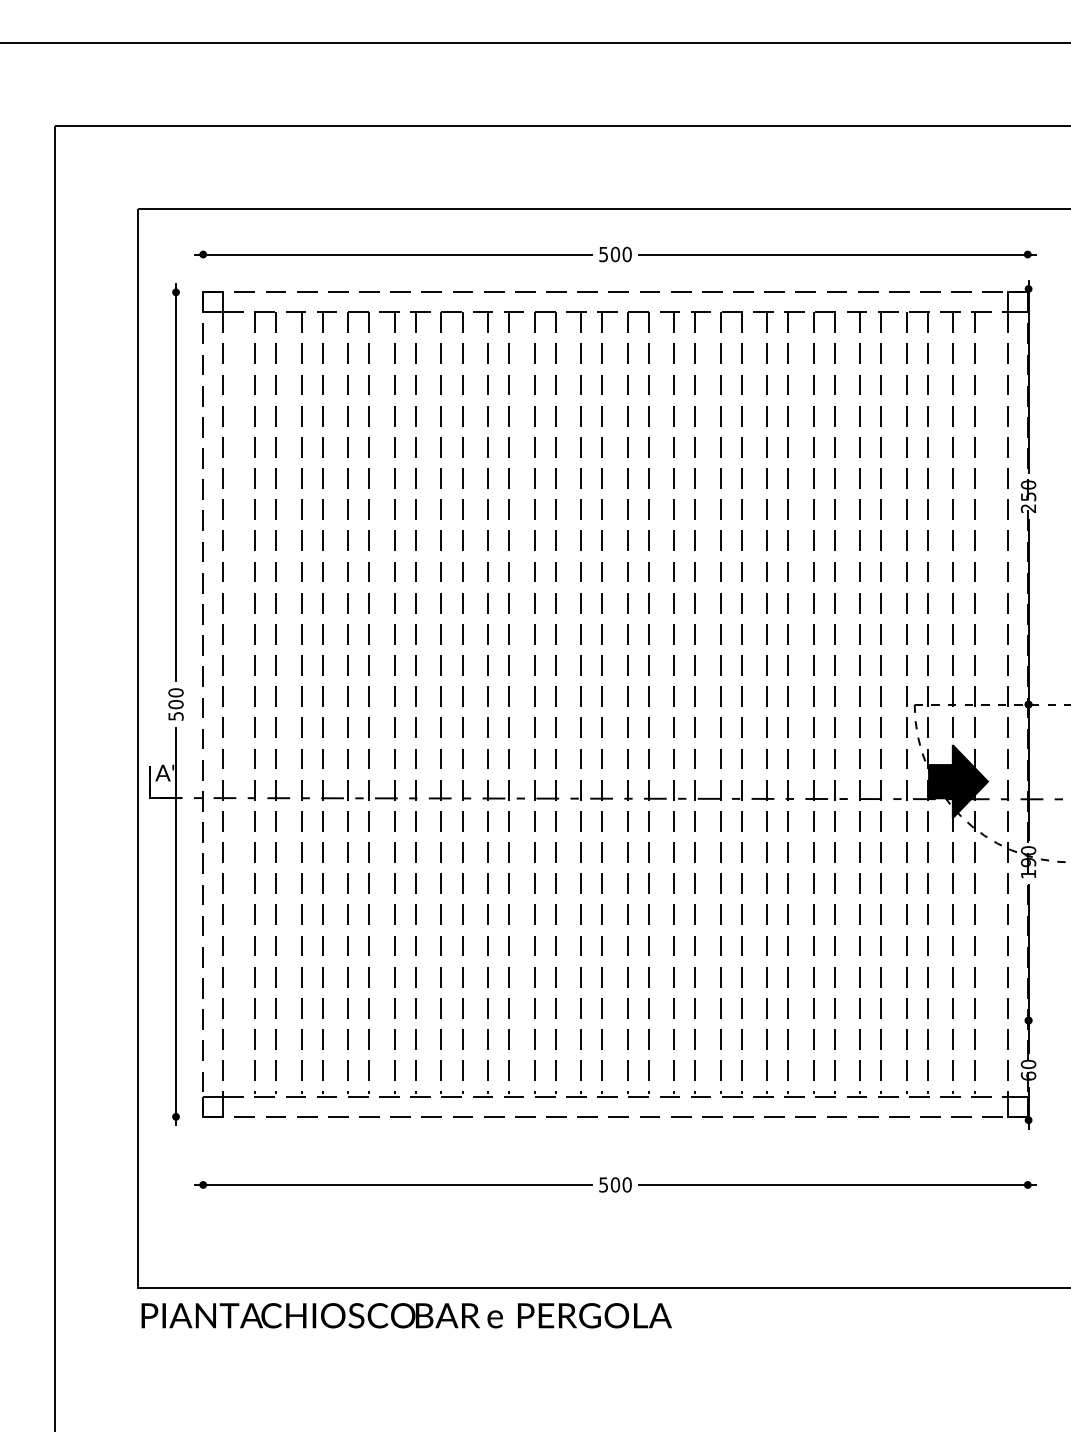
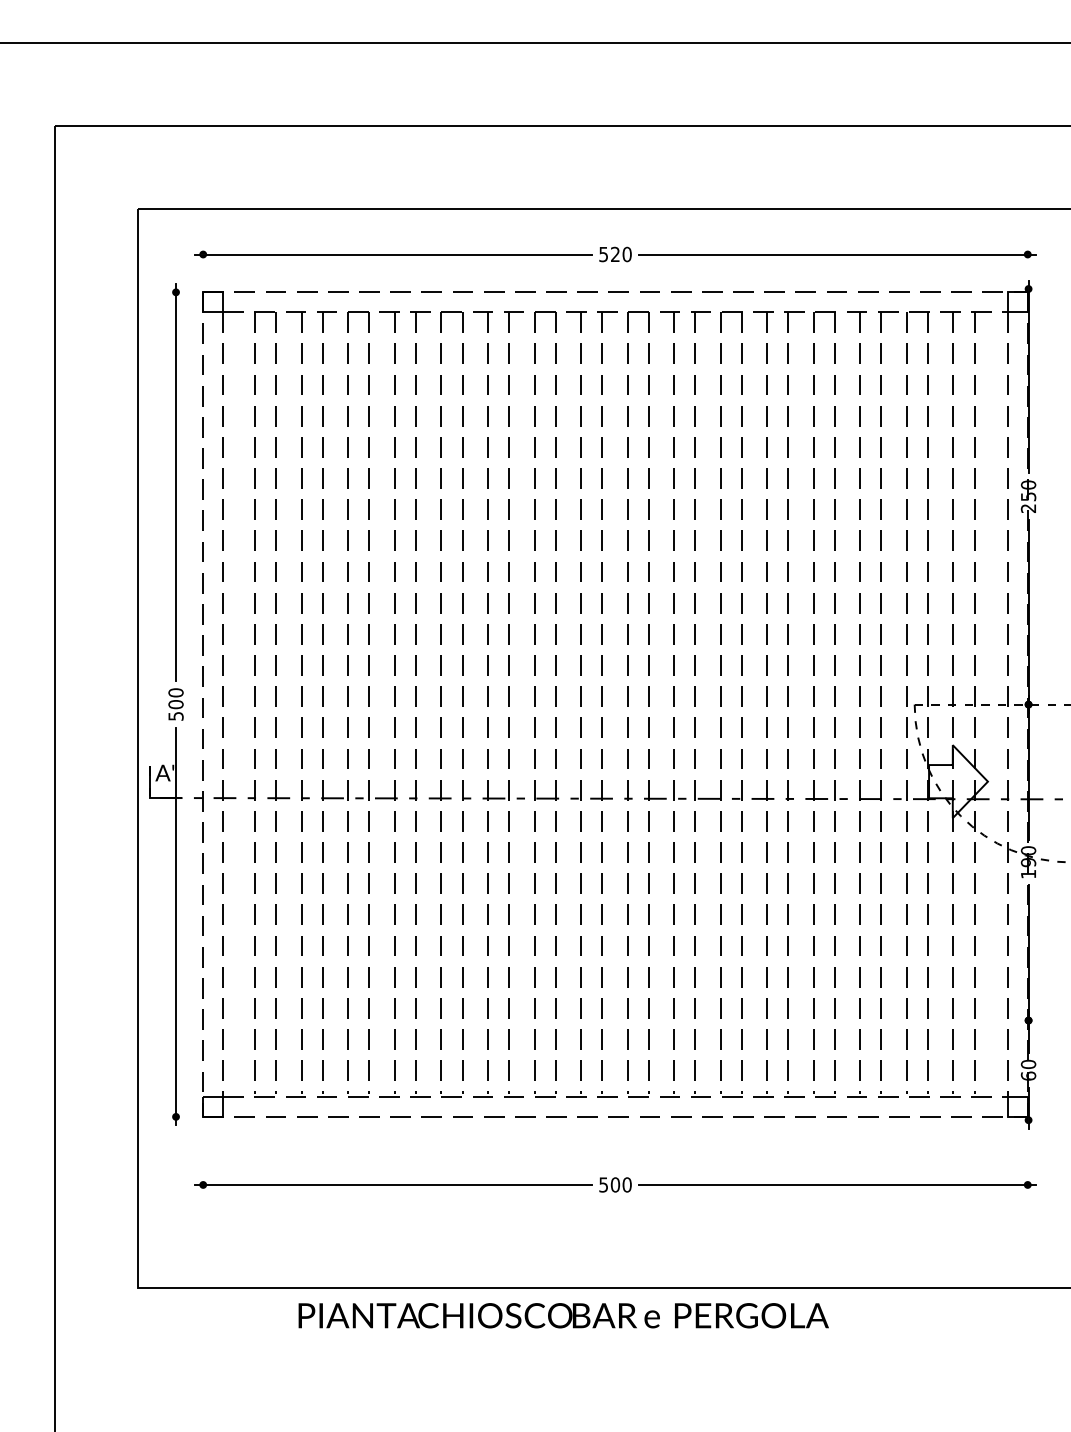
text: 500 -> 520 (615, 254)
fill: present -> none (958, 781)
text position: (406, 1315) -> (563, 1315) (563, 1315)
